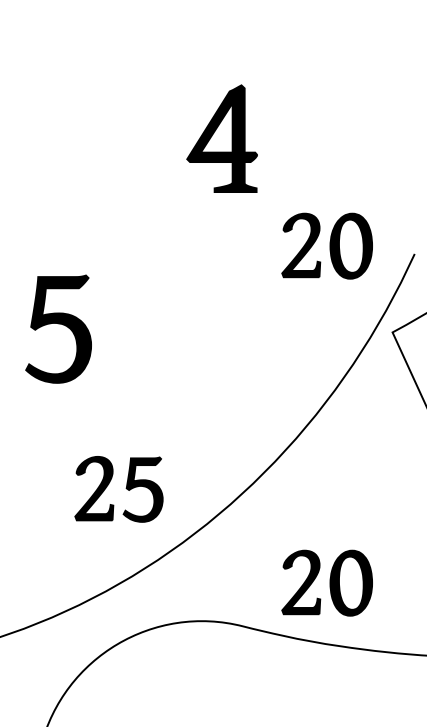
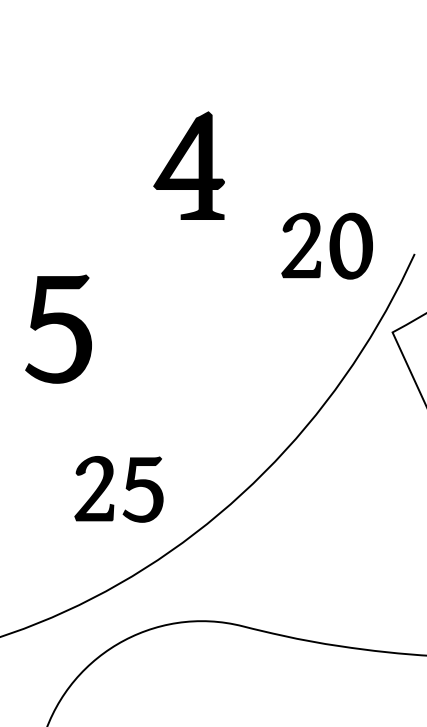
part position: (221, 138) -> (188, 165) (188, 165)
part: present -> none (326, 582)
